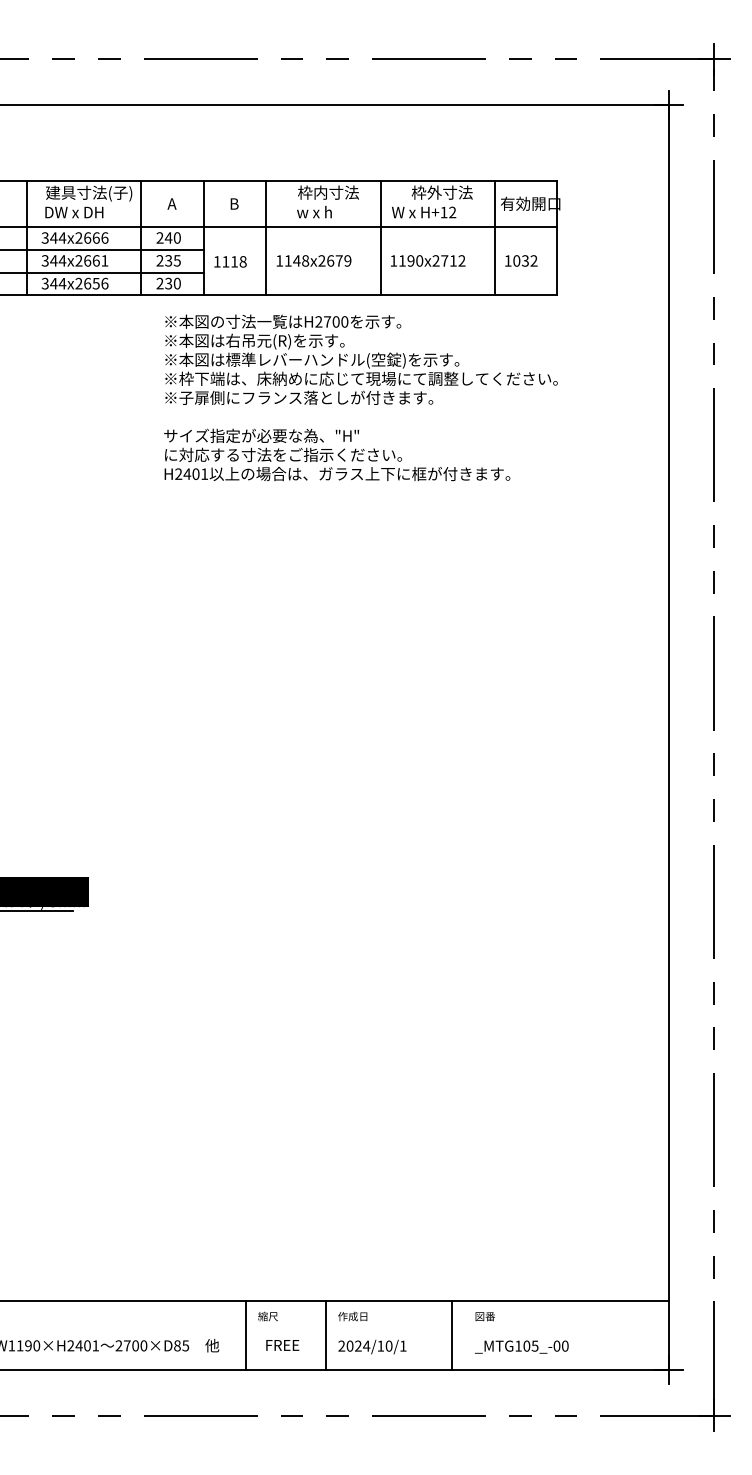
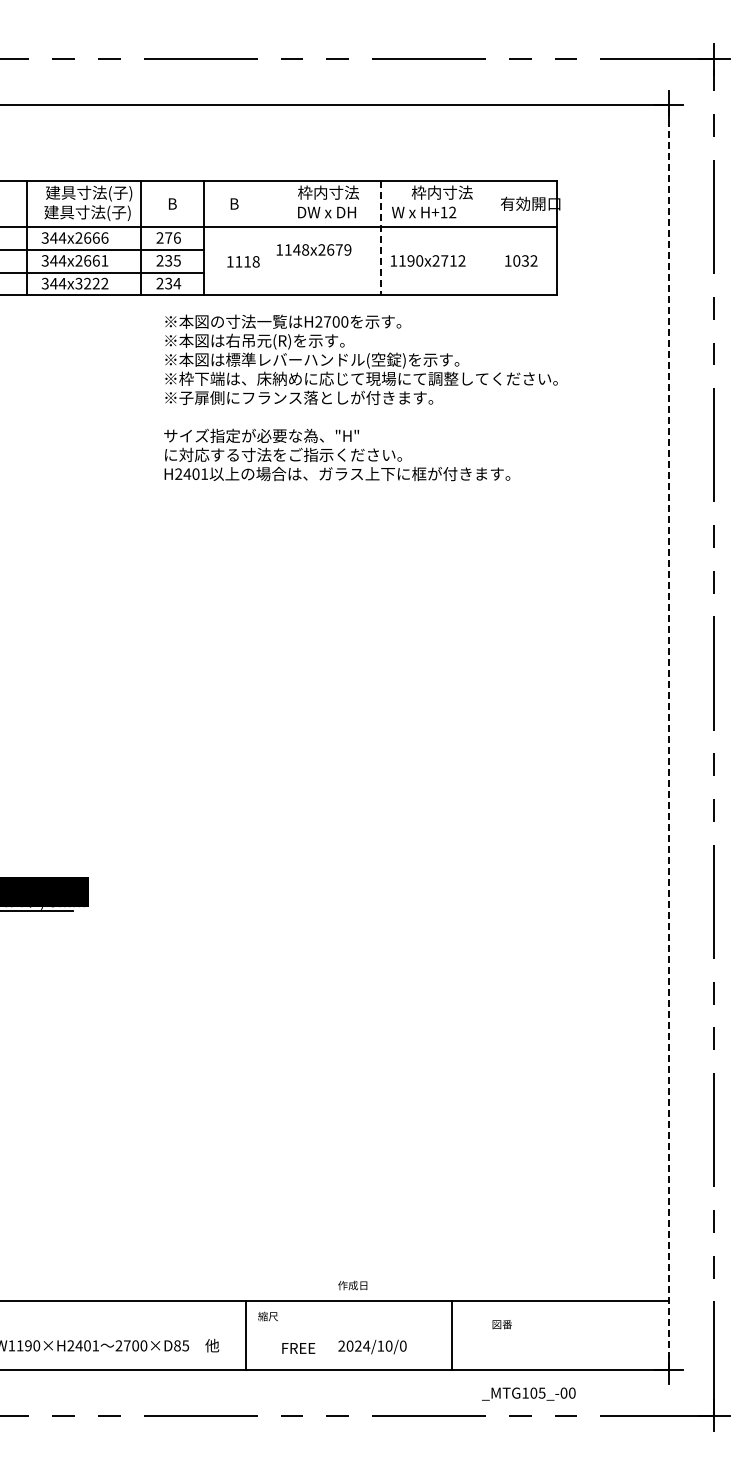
text: 枠外寸法 -> 枠内寸法 (434, 192)
text: A -> B (171, 203)
text: w x h -> DW x DH (326, 211)
text: DW x DH -> 建具寸法(子) (87, 213)
text: 240 -> 276 (172, 237)
line: present -> none (266, 238)
line: solid -> dashed (380, 238)
line: present -> none (494, 238)
text position: (313, 260) -> (313, 249) (313, 249)
text position: (230, 261) -> (243, 261) (243, 261)
text: 344x2656 -> 344x3222 (91, 283)
text: 230 -> 234 (177, 283)
line: solid -> dashed (668, 737)
text position: (352, 1316) -> (352, 1285) (352, 1285)
text position: (484, 1316) -> (501, 1324) (501, 1324)
line: present -> none (326, 1335)
text position: (282, 1345) -> (298, 1348) (298, 1348)
text: 2024/10/1 -> 2024/10/0 (403, 1345)
text position: (521, 1346) -> (528, 1393) (528, 1393)
